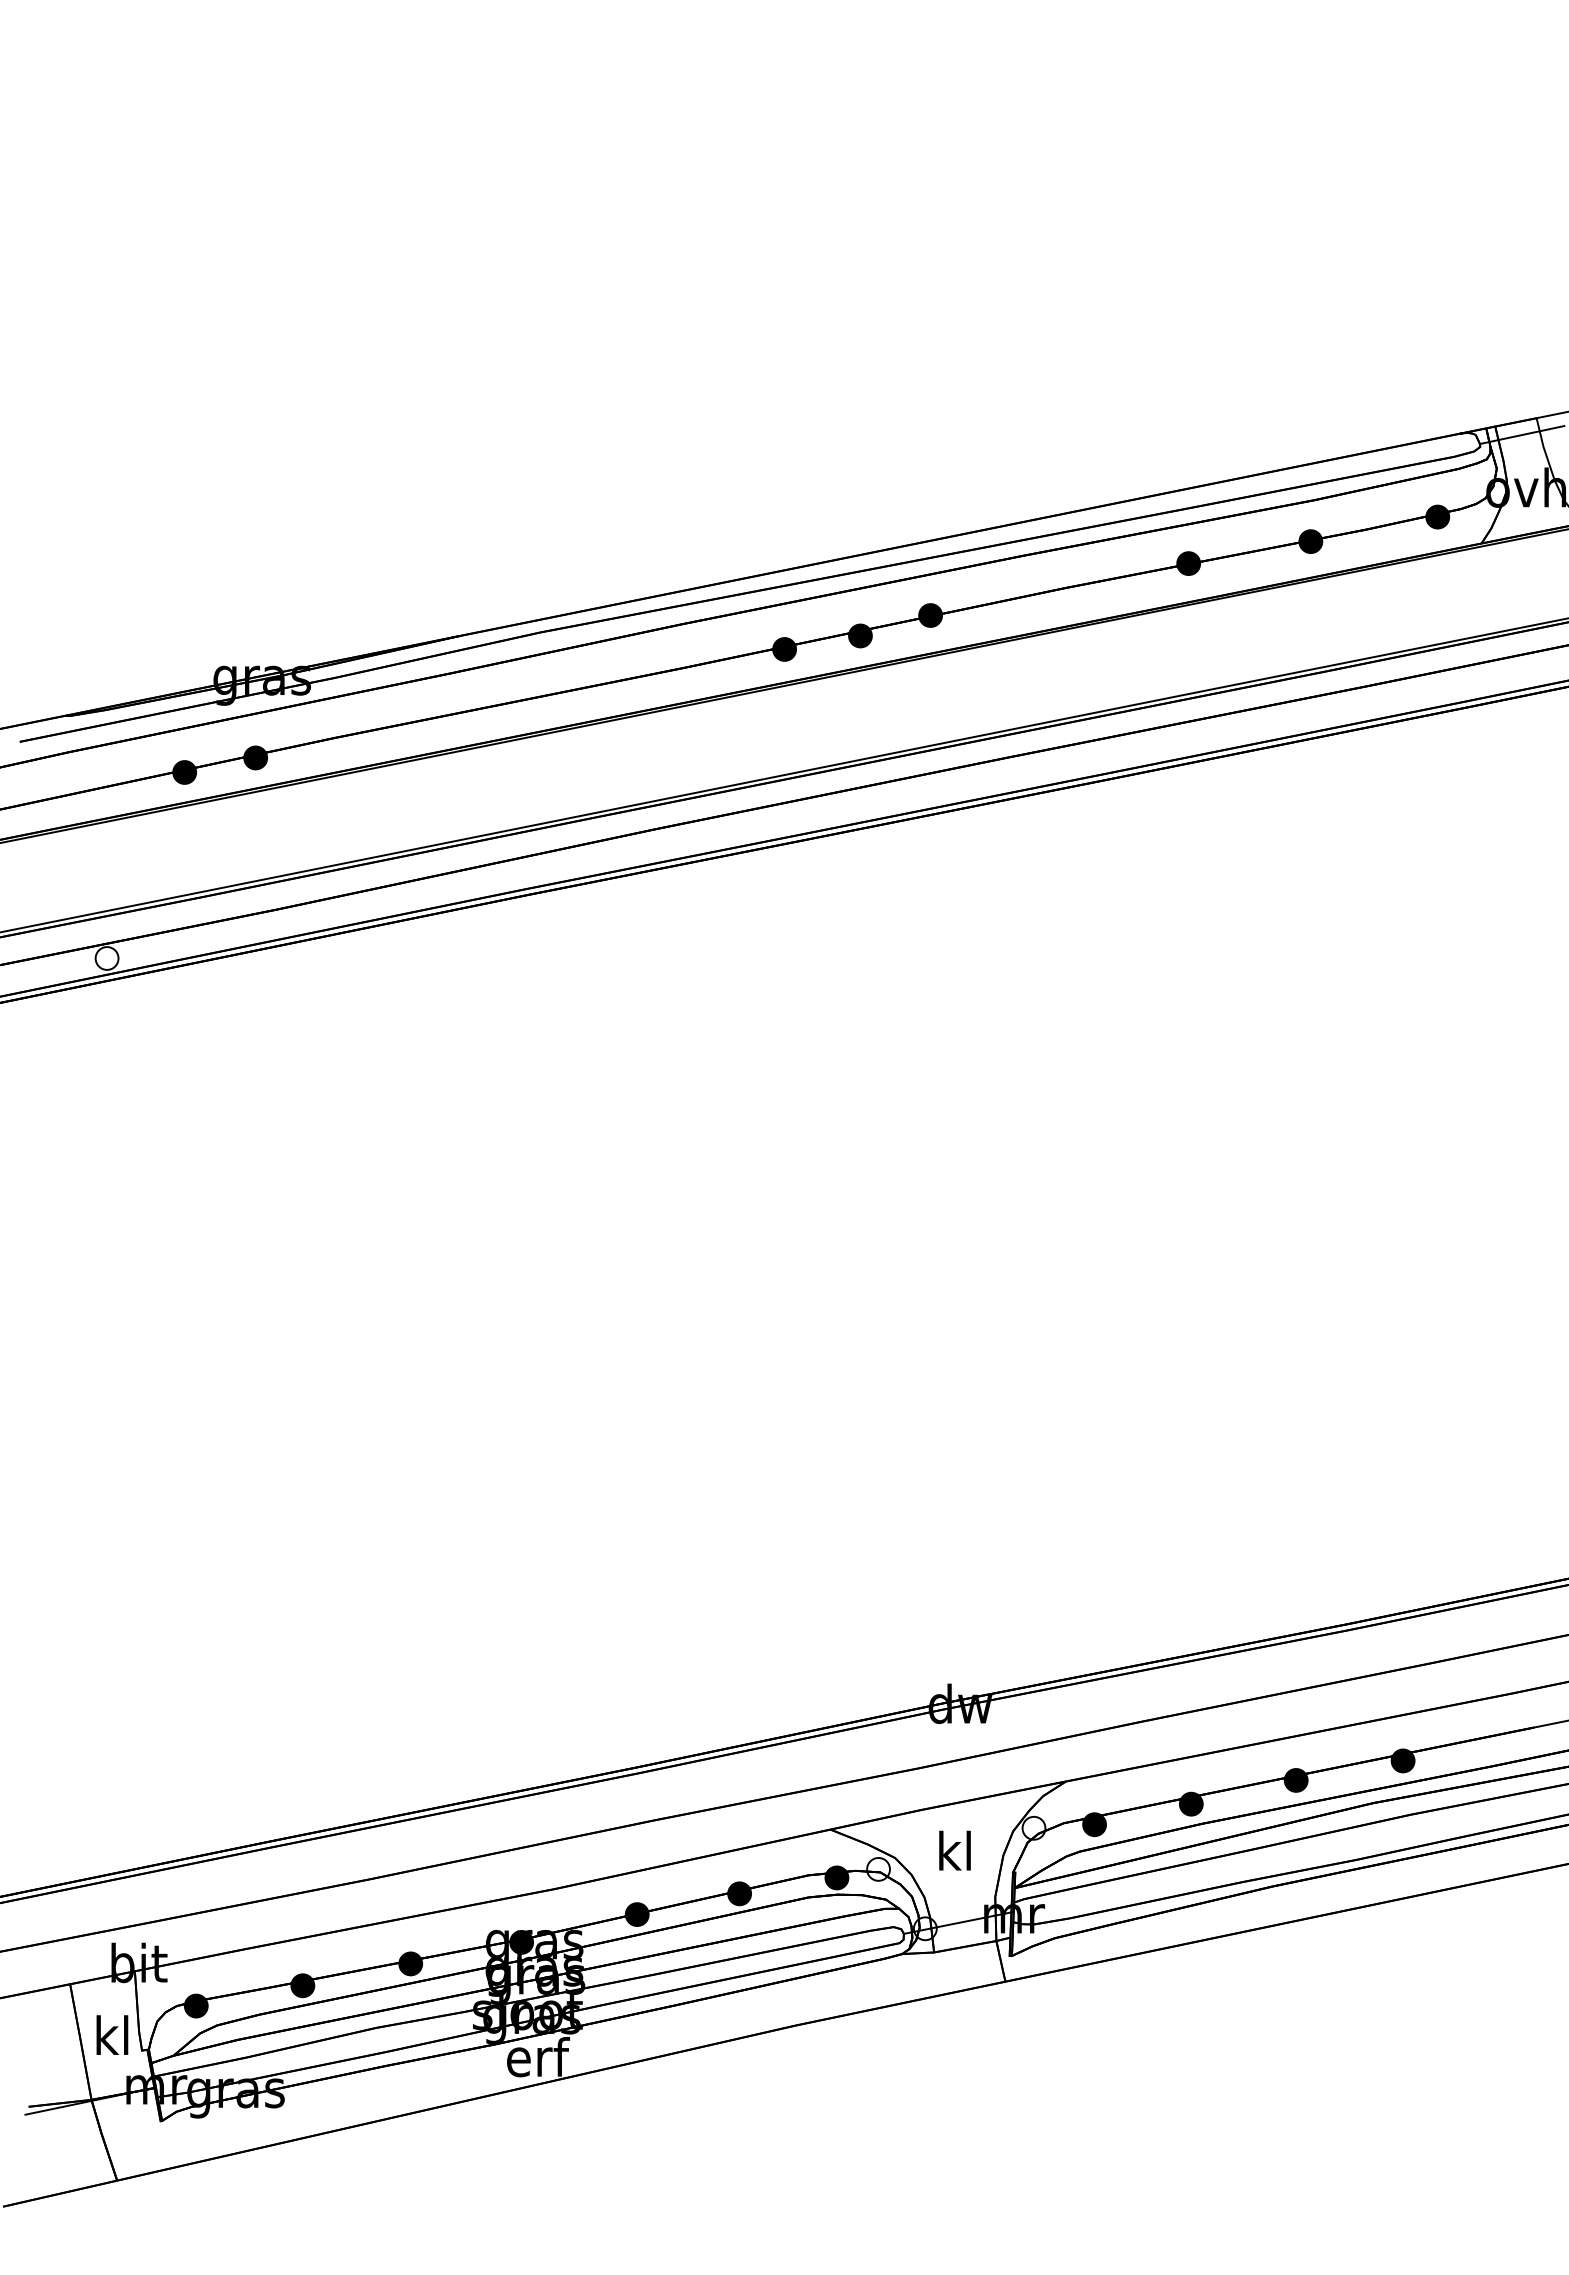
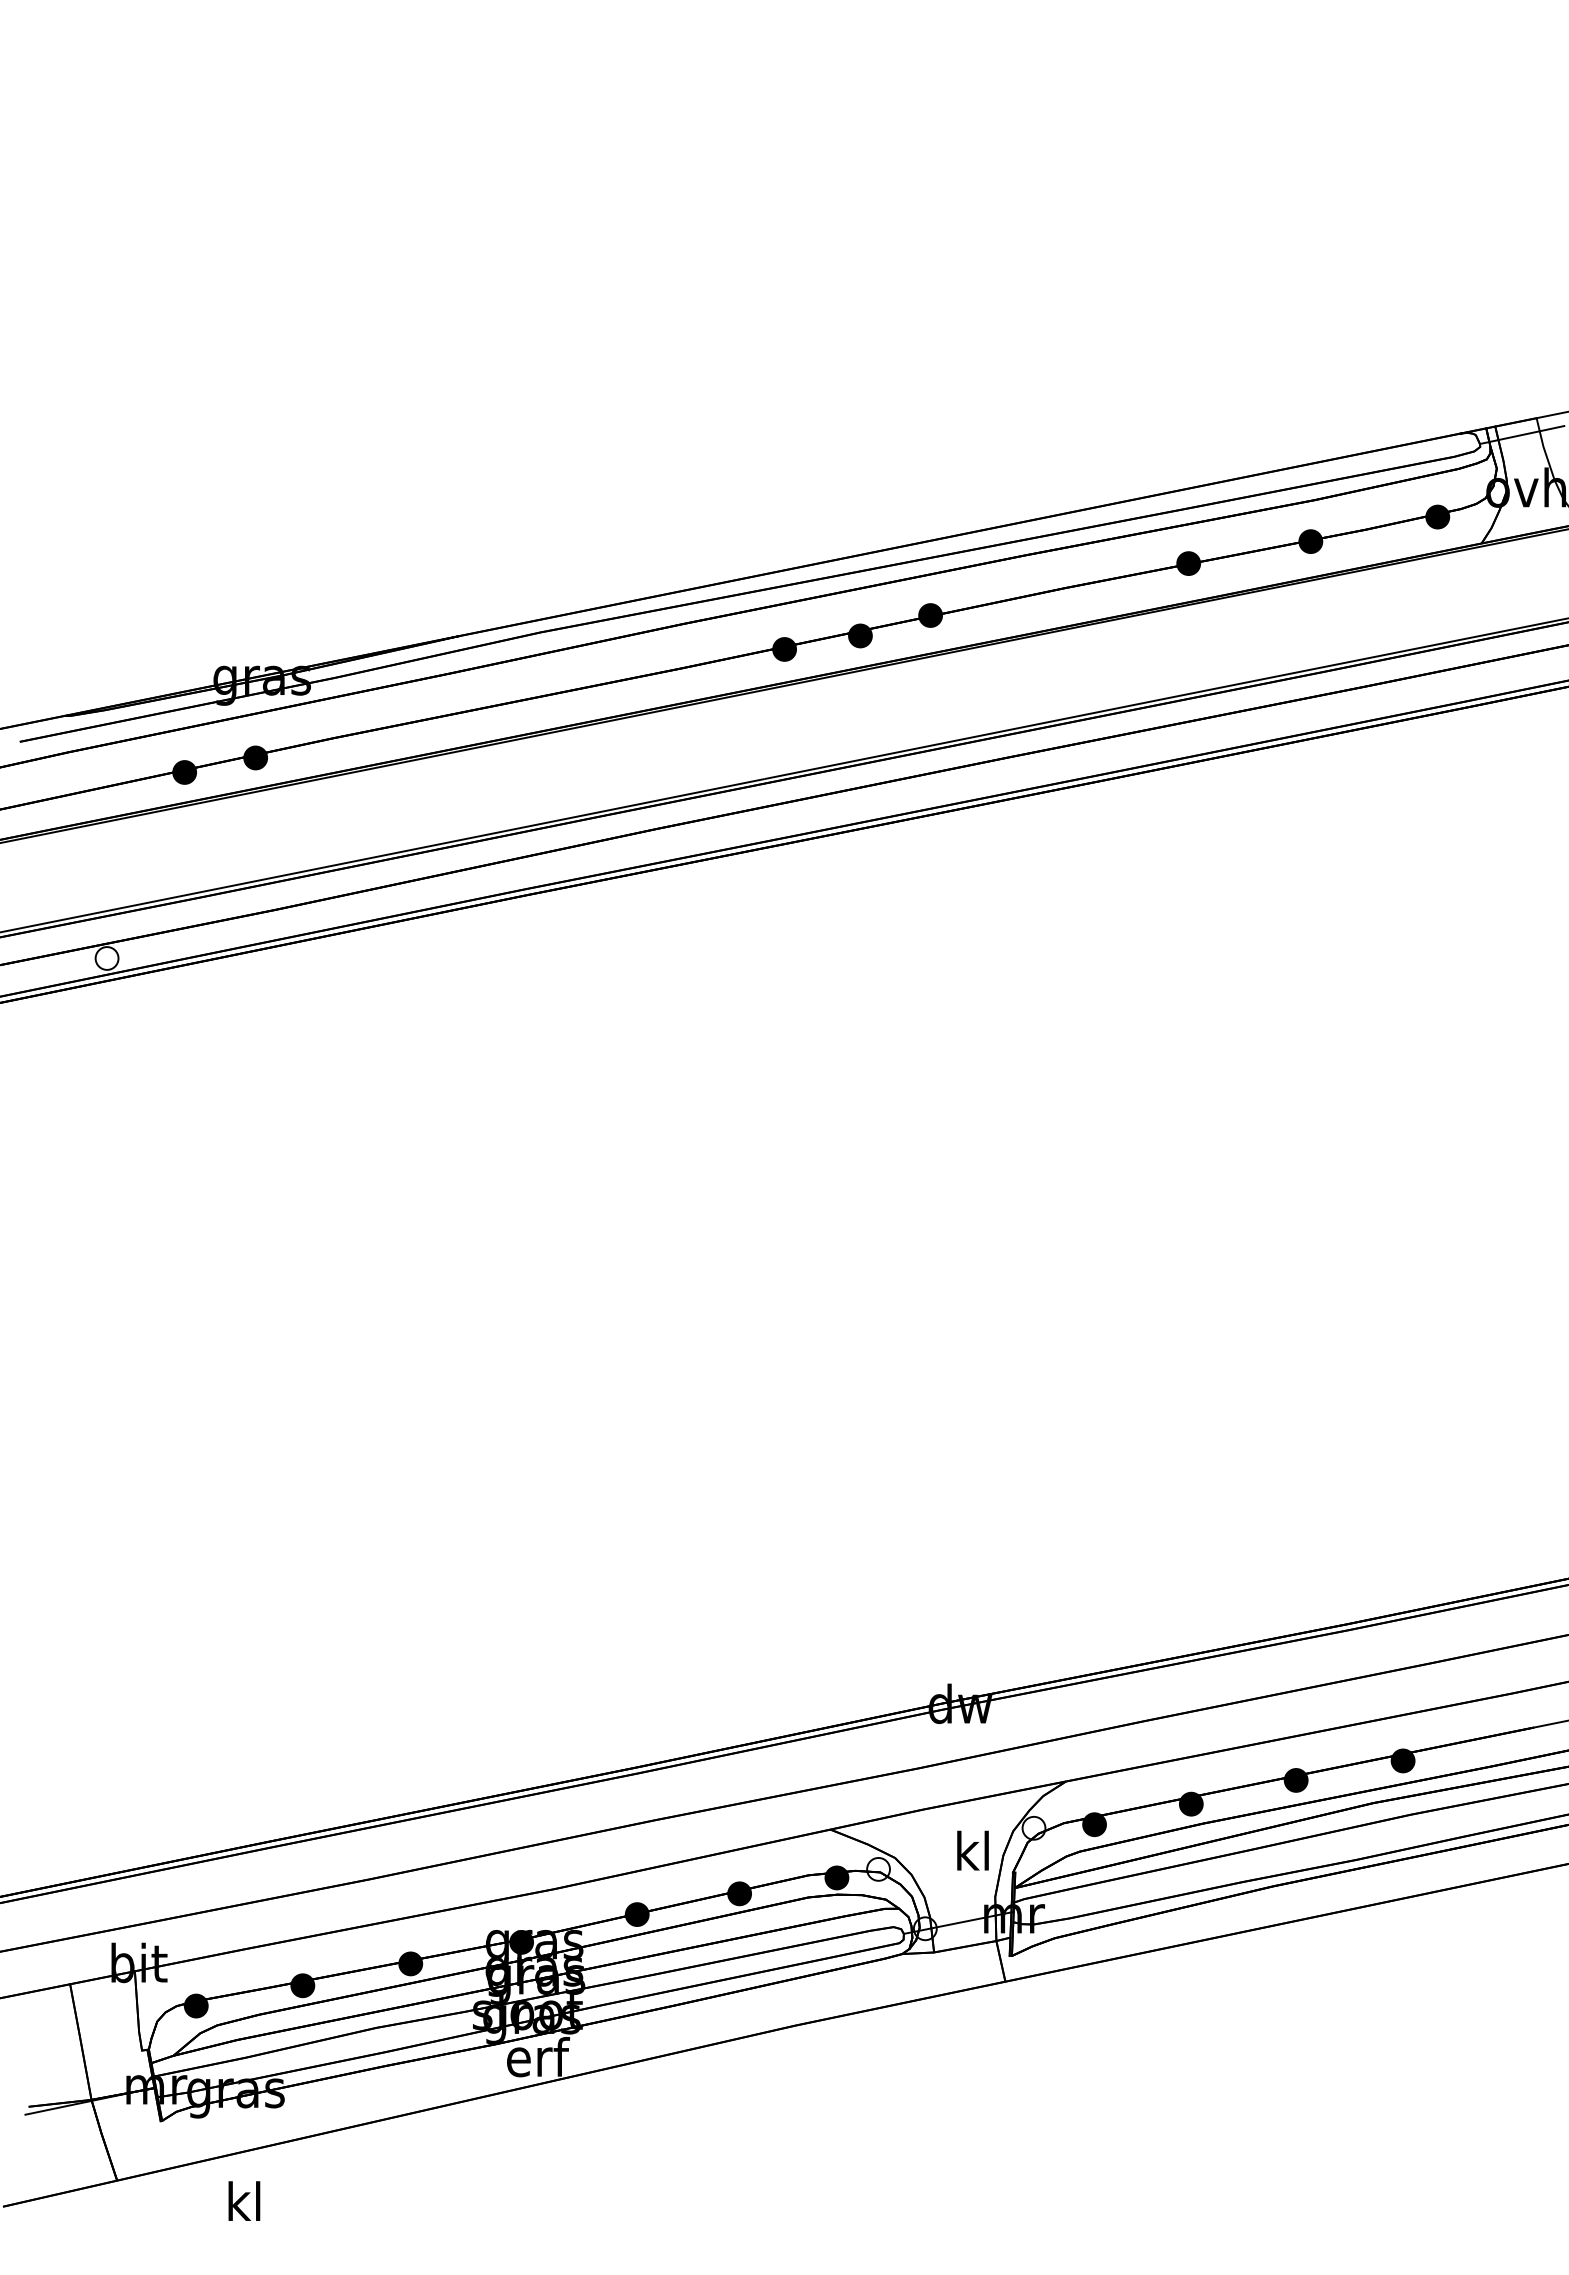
text position: (954, 1850) -> (972, 1850) (972, 1850)
text position: (112, 2034) -> (244, 2200) (244, 2200)
